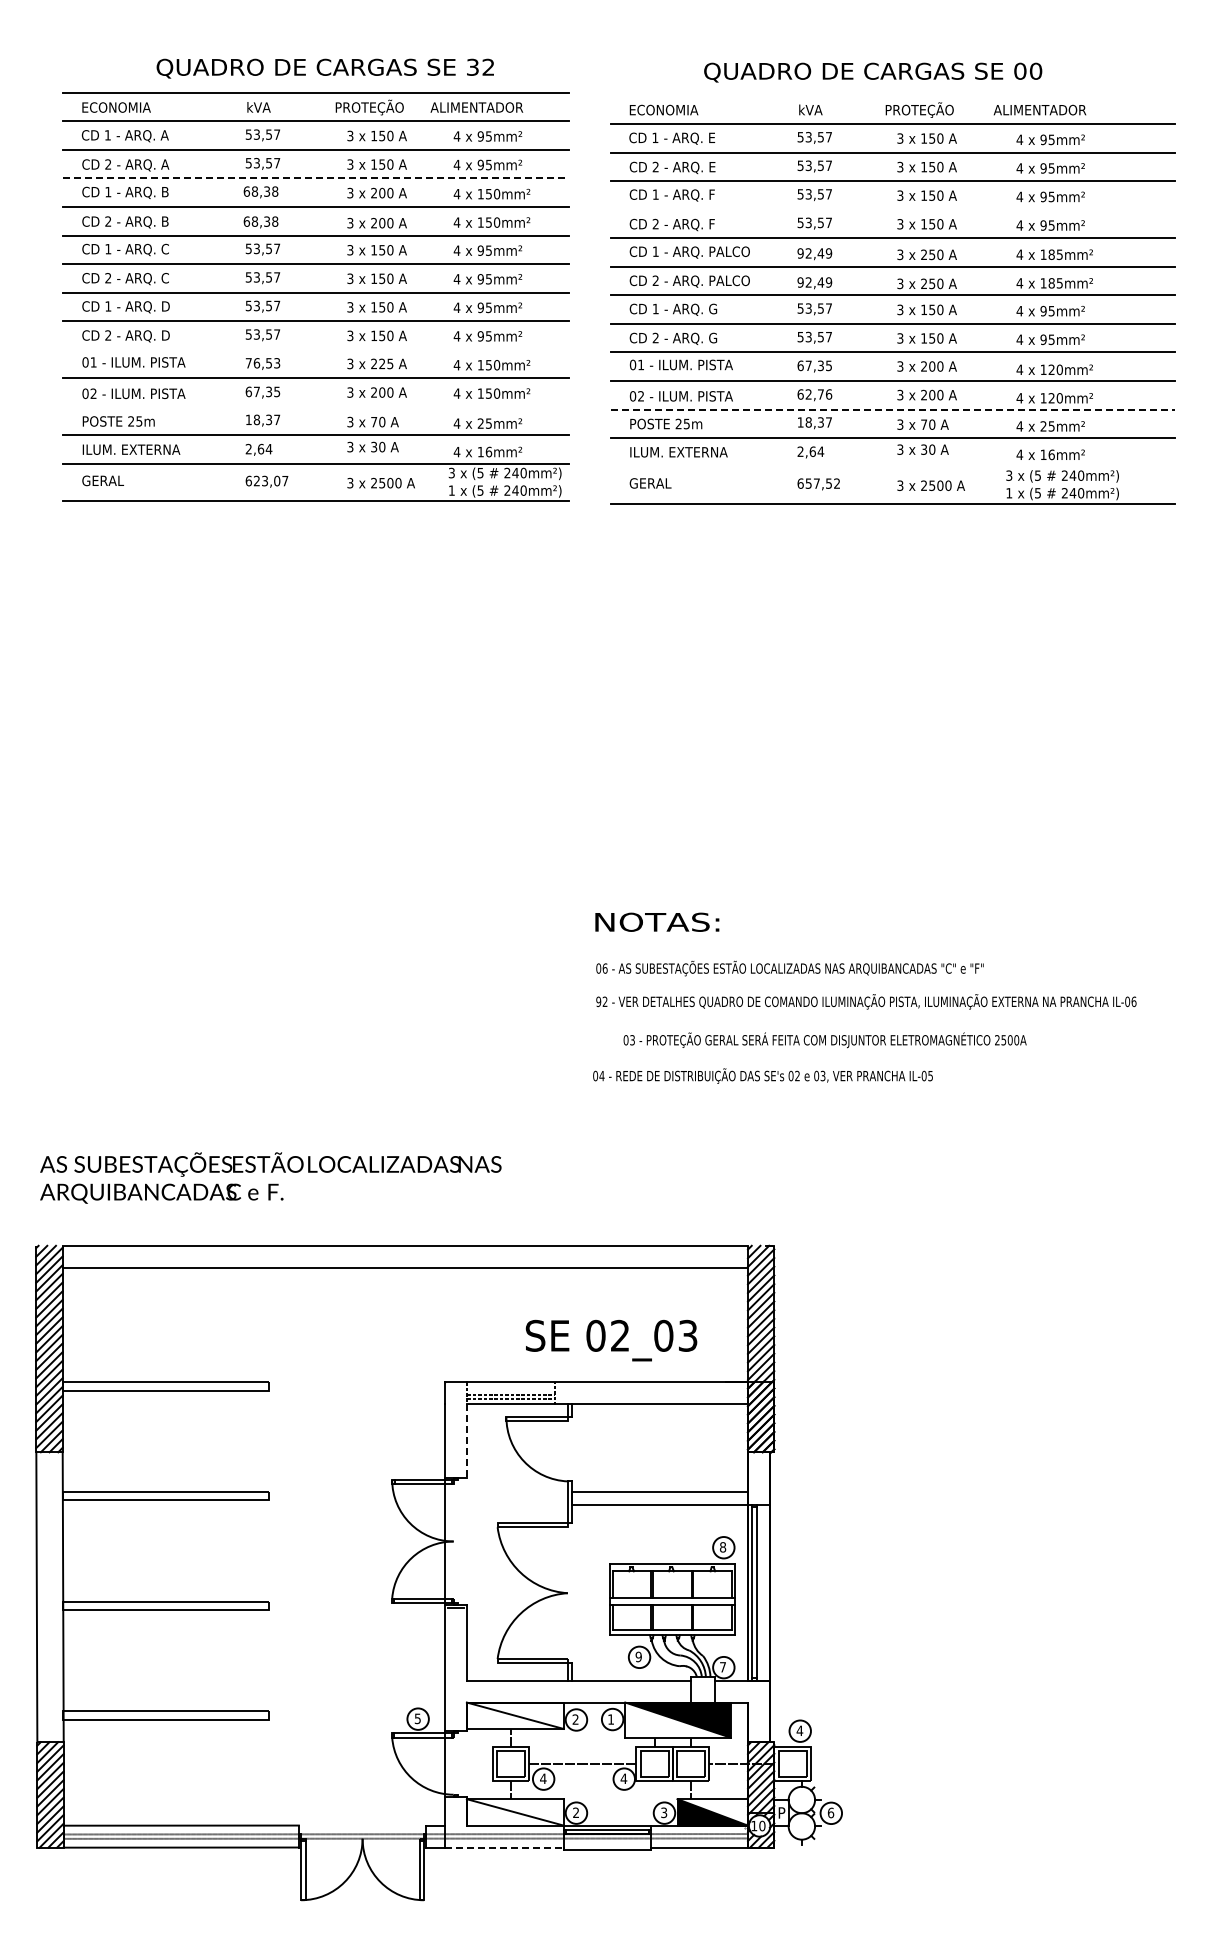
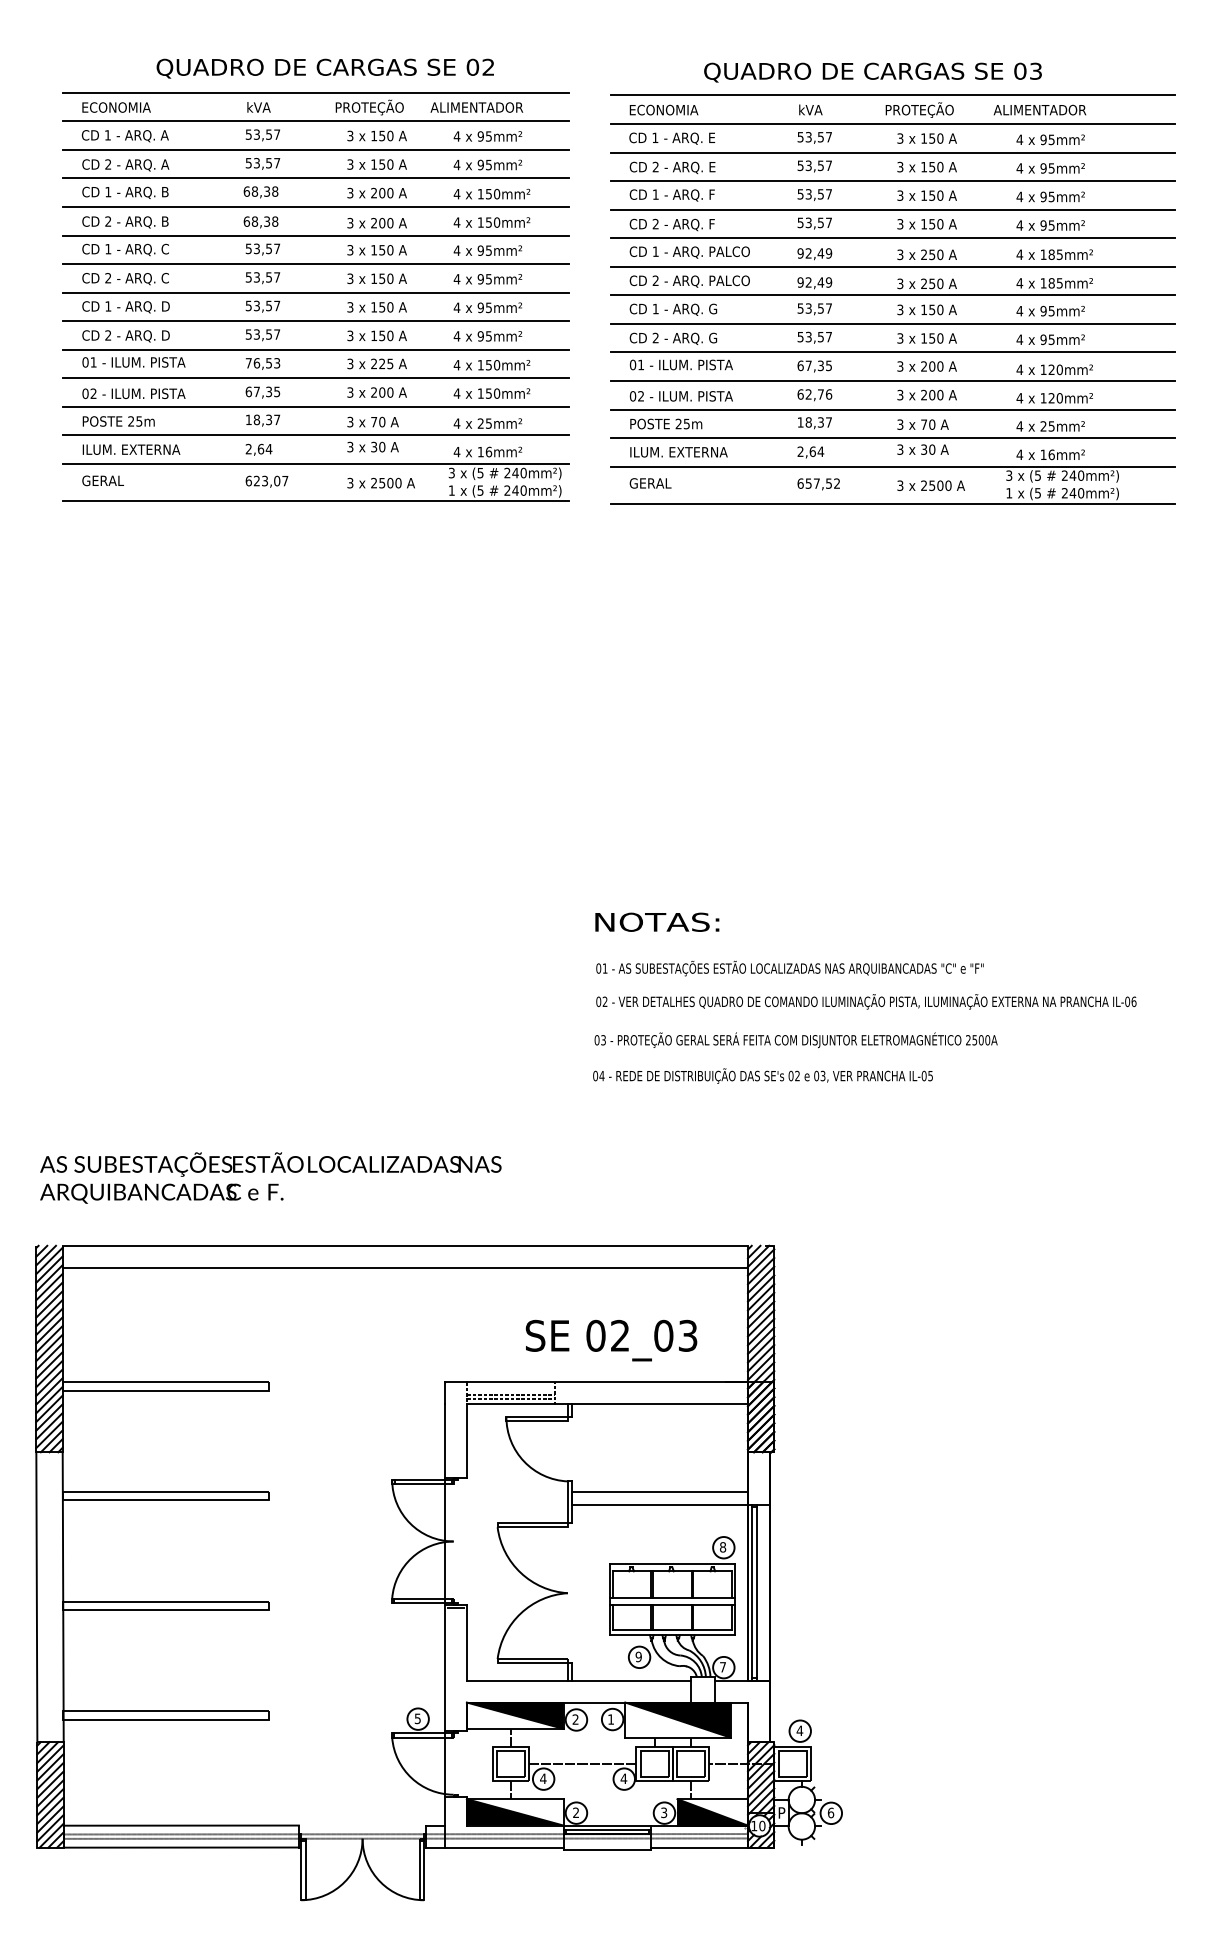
text: 32 -> 02 (472, 66)
text: 00 -> 03 (1035, 70)
line: none -> present (892, 95)
line: dashed -> solid (316, 178)
line: none -> present (892, 209)
line: none -> present (316, 349)
line: none -> present (316, 406)
line: dashed -> solid (892, 409)
line: none -> present (892, 466)
text: 06 -> 01 (604, 968)
text: 92 -> 02 (598, 1001)
text position: (824, 1040) -> (795, 1040) (795, 1040)
line: dashed -> solid (466, 1440)
fill: none -> present (514, 1715)
fill: none -> present (514, 1812)
line: dashed -> solid (504, 1847)
